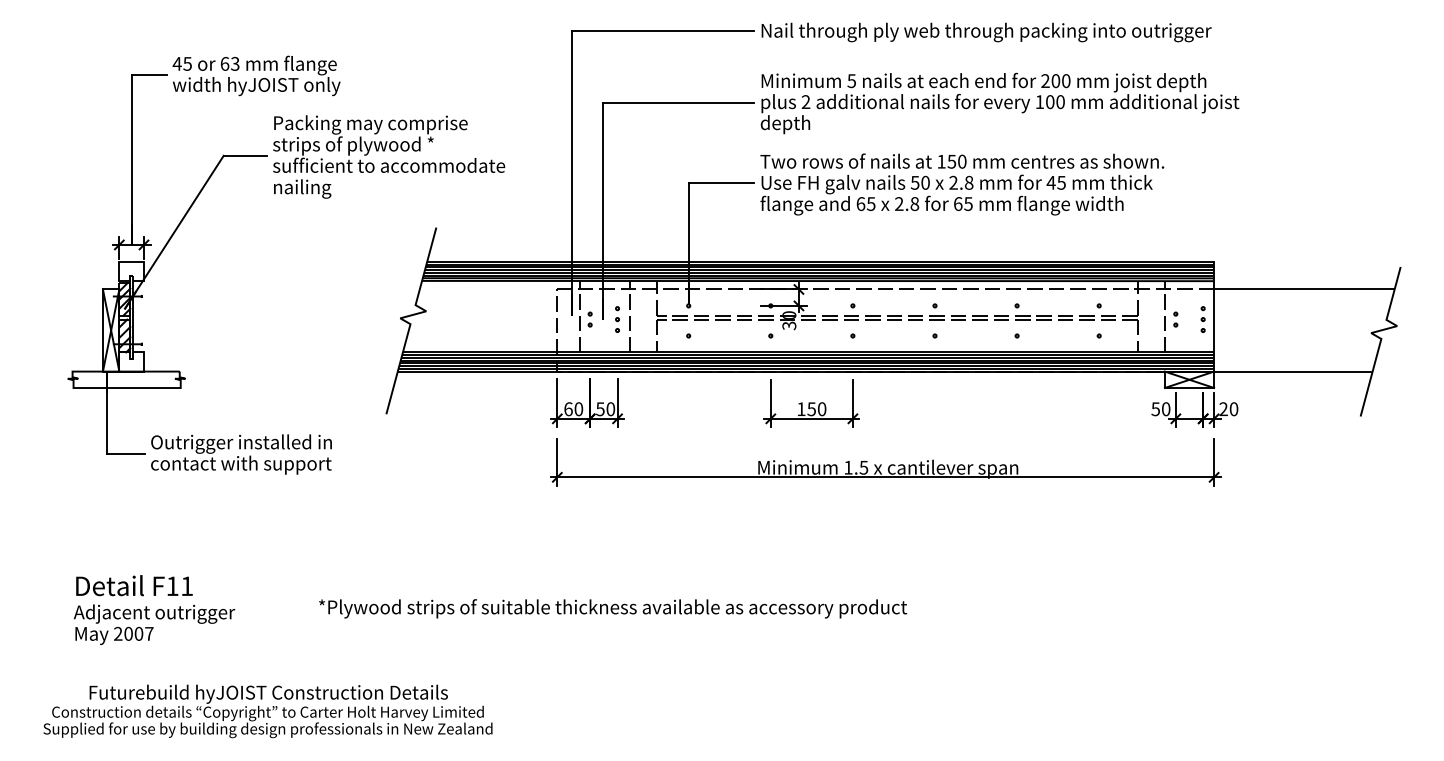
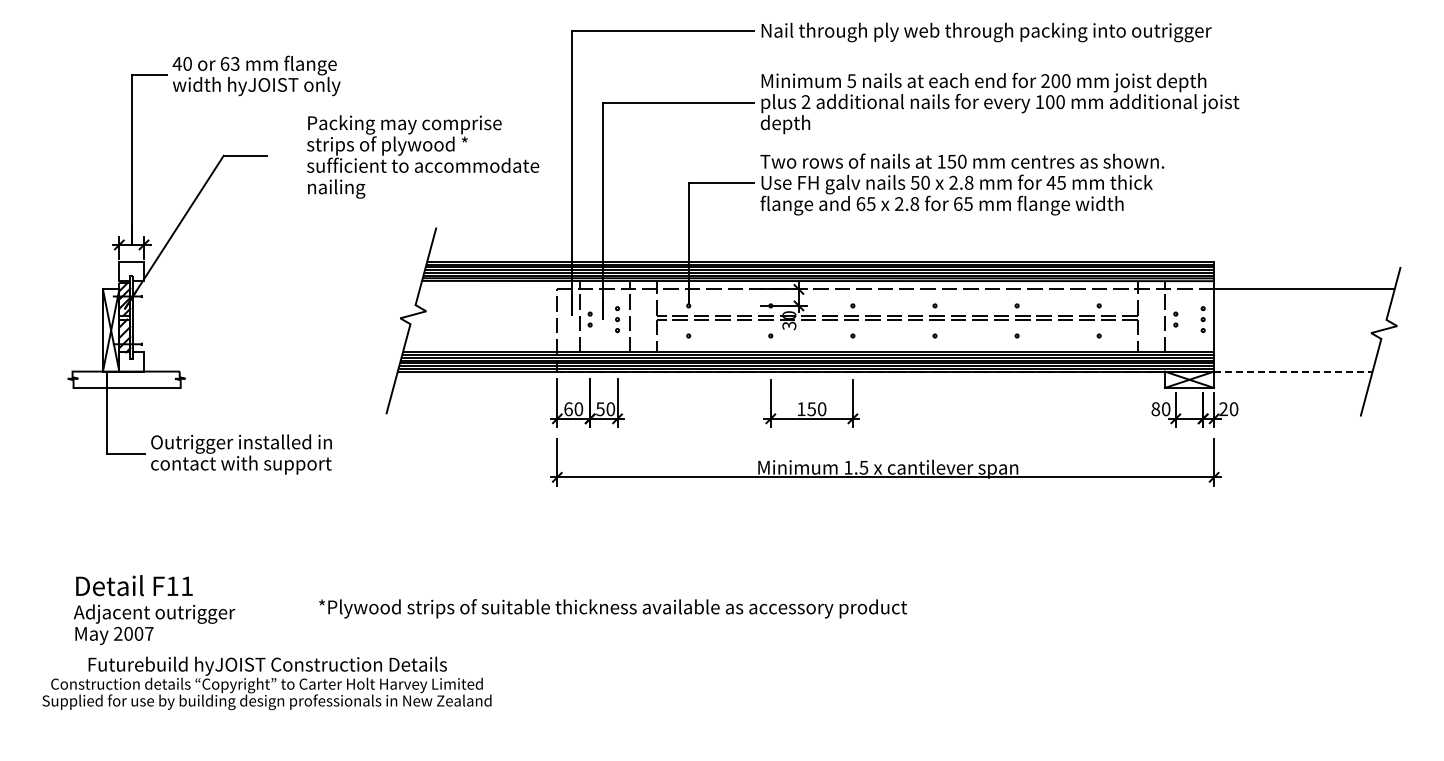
text: 45 -> 40 (187, 63)
text position: (389, 156) -> (423, 156) (423, 156)
line: solid -> dashed (1293, 371)
text: 50 -> 80 (1155, 409)
text position: (267, 711) -> (266, 683) (266, 683)
